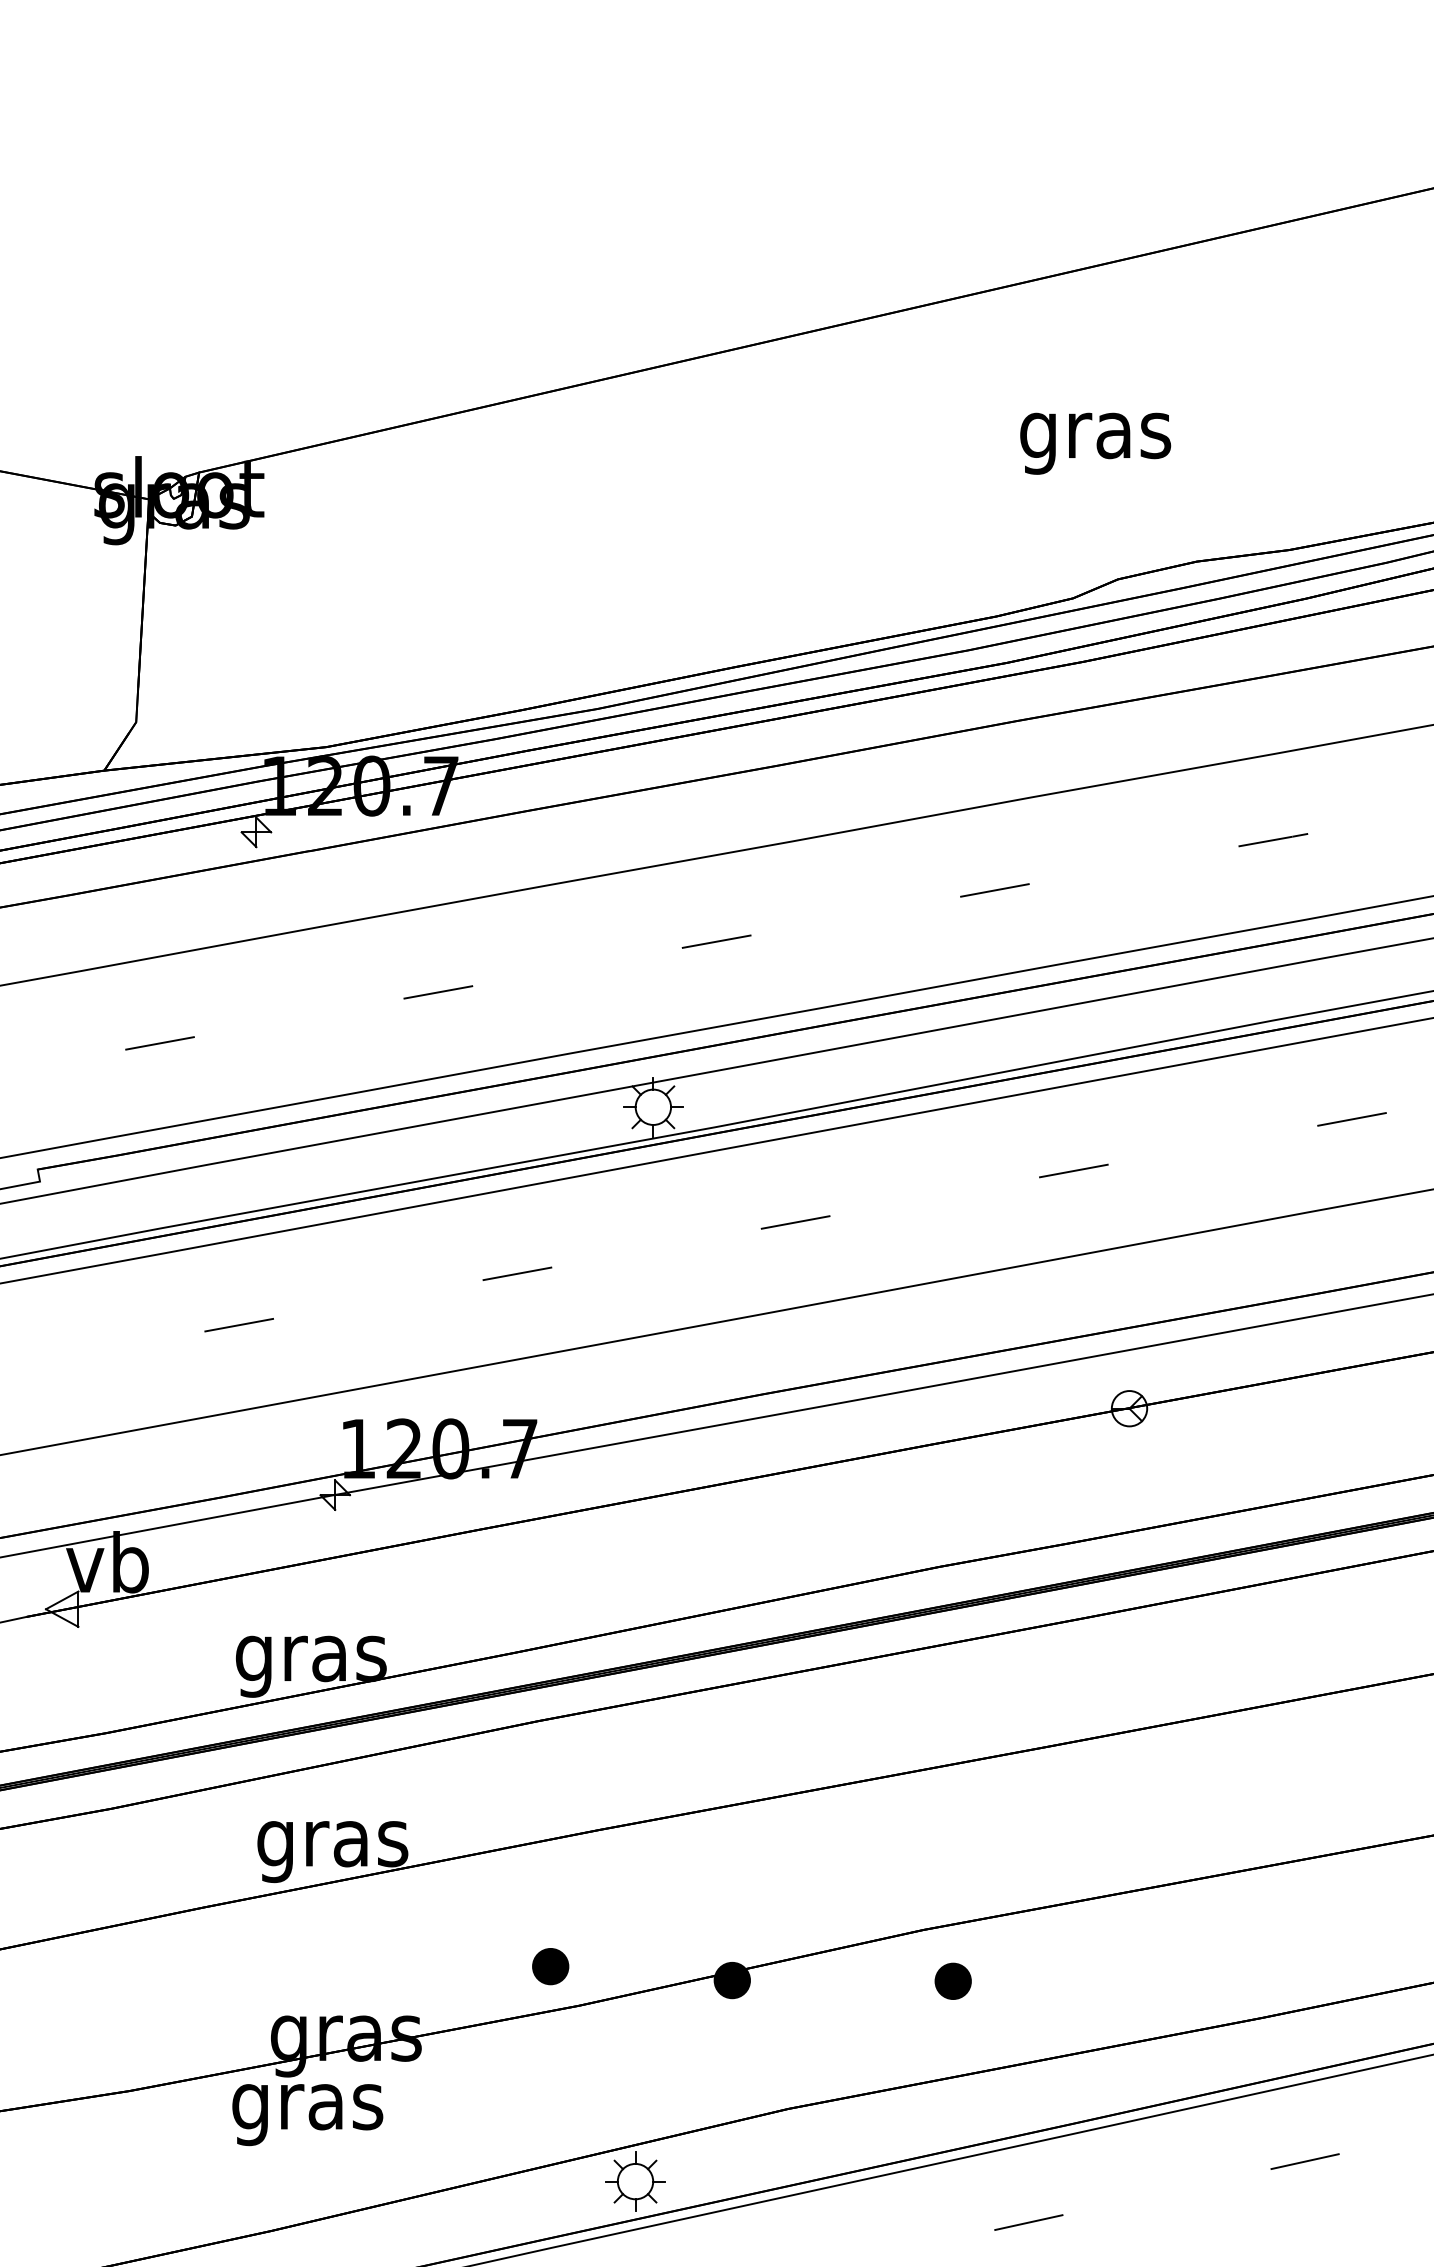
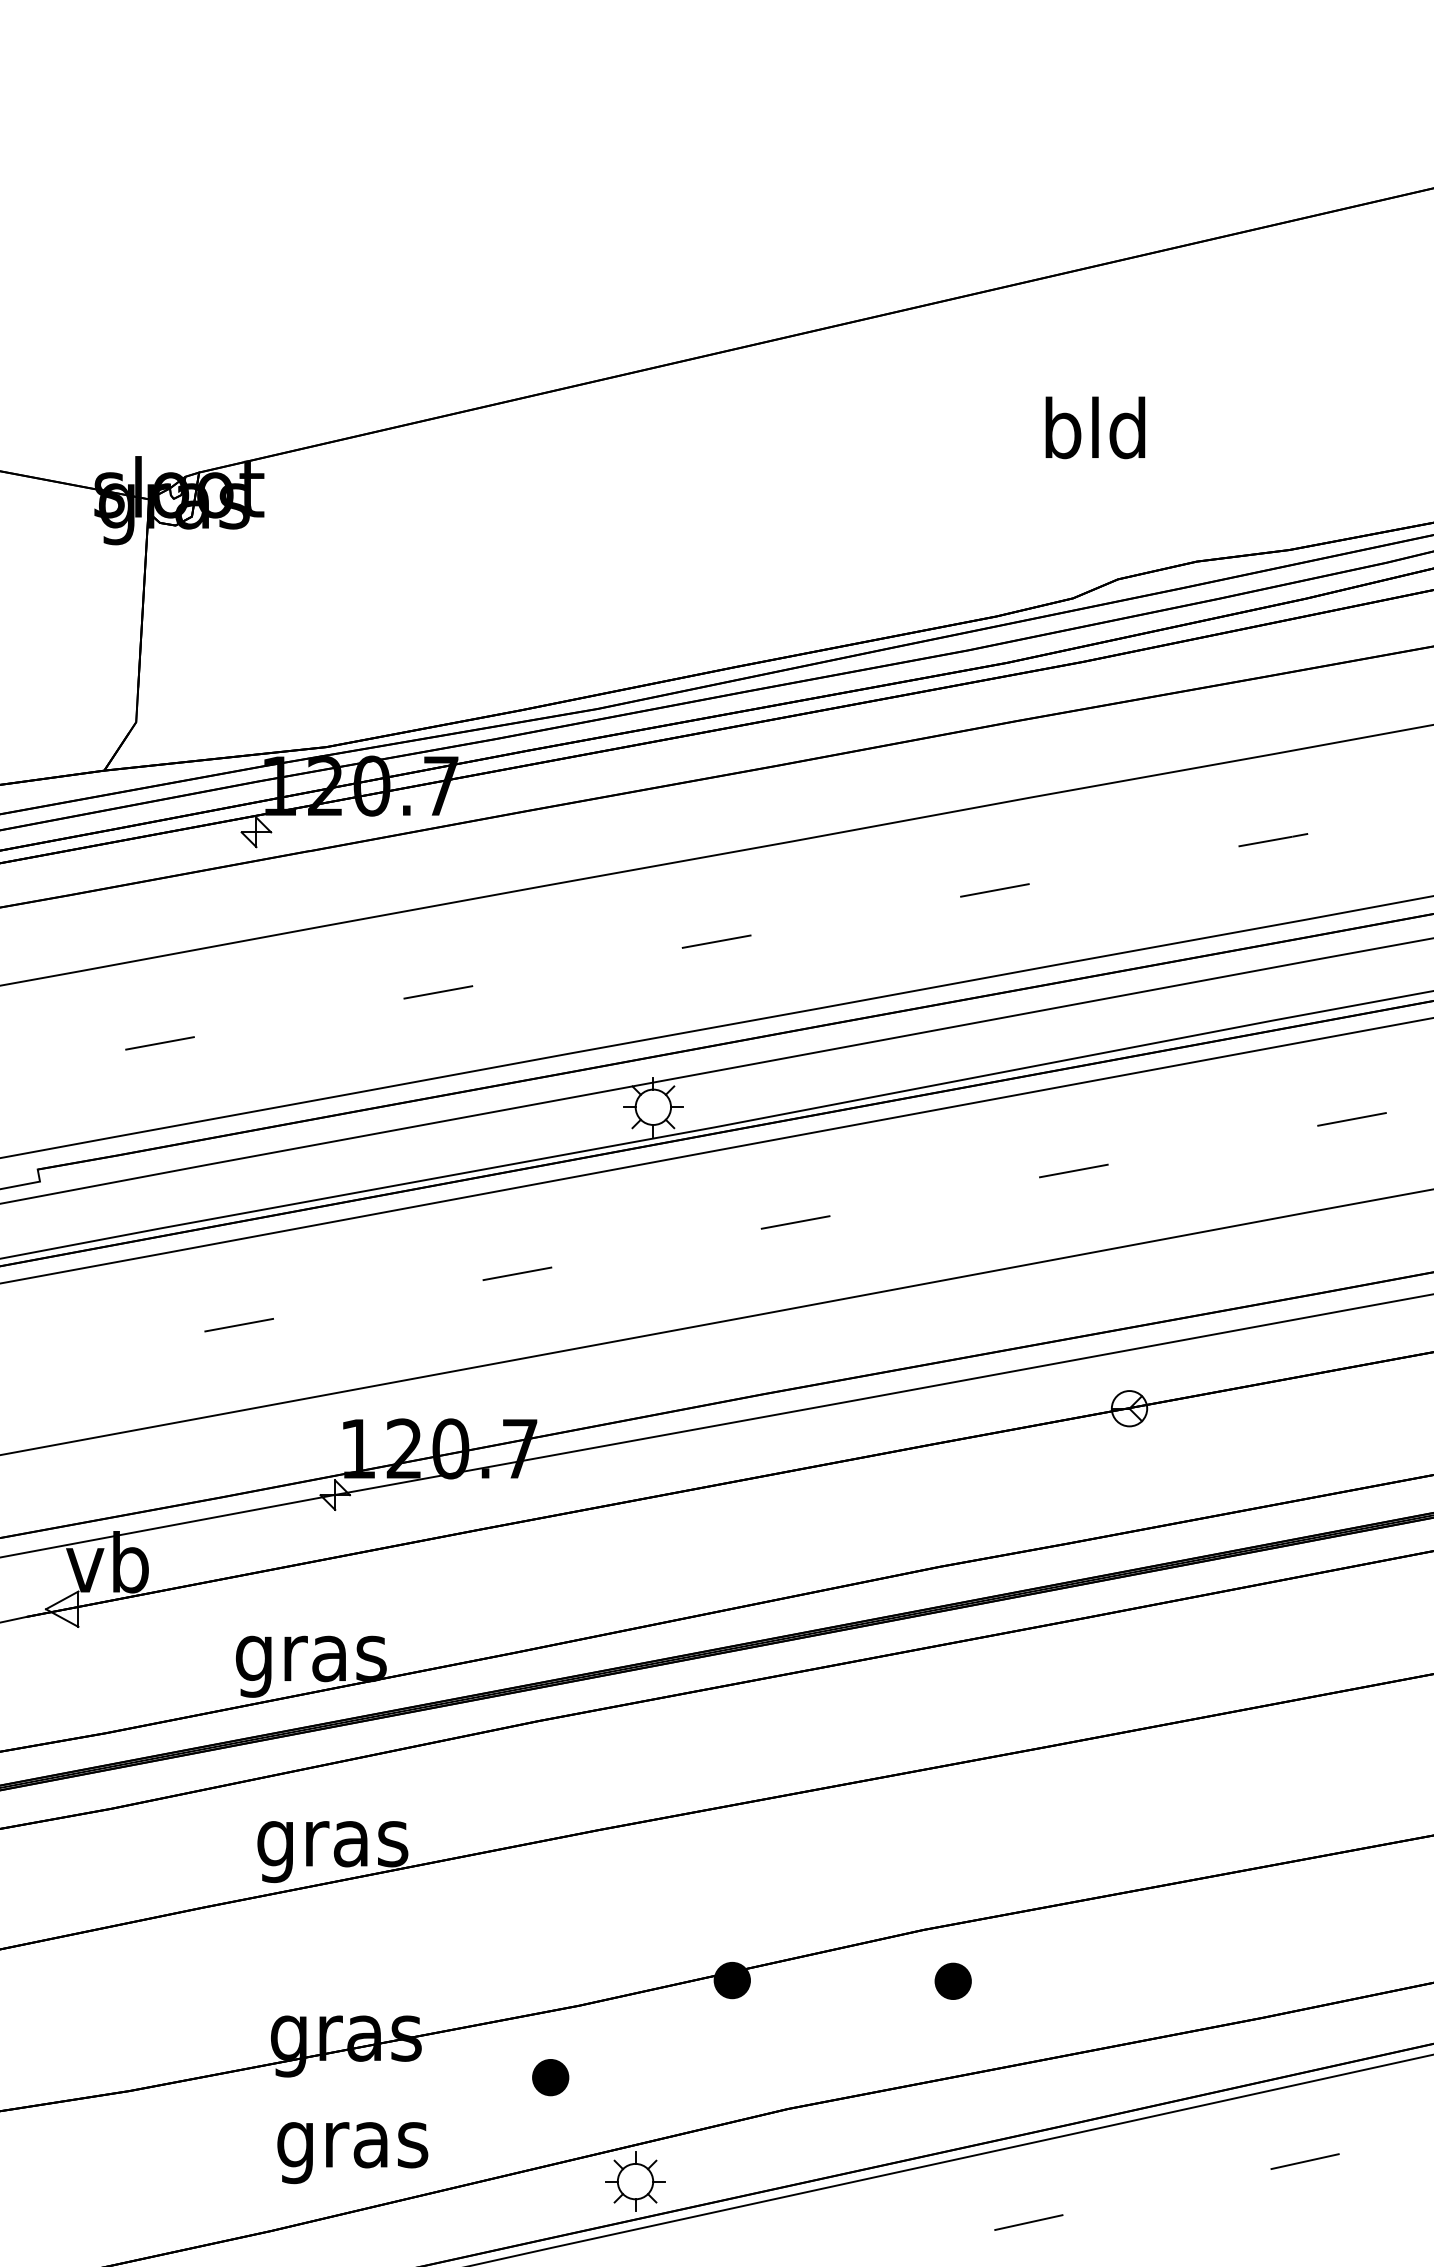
text: gras -> bld (1095, 435)
part position: (550, 1966) -> (550, 2077) (550, 2077)
text position: (307, 2115) -> (352, 2153) (352, 2153)
